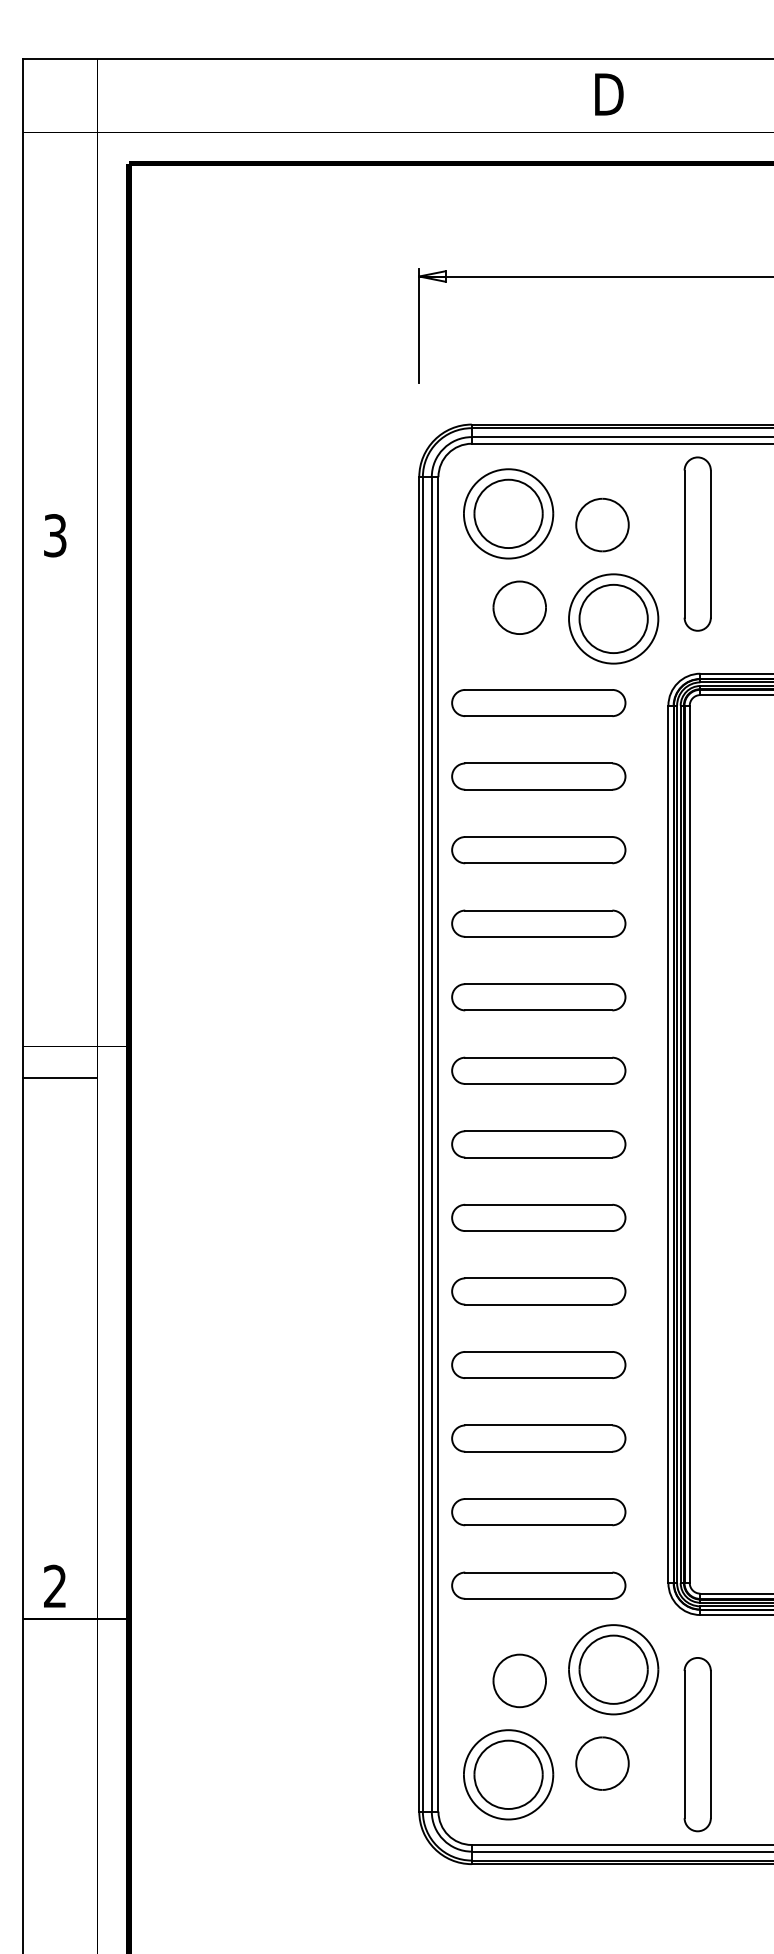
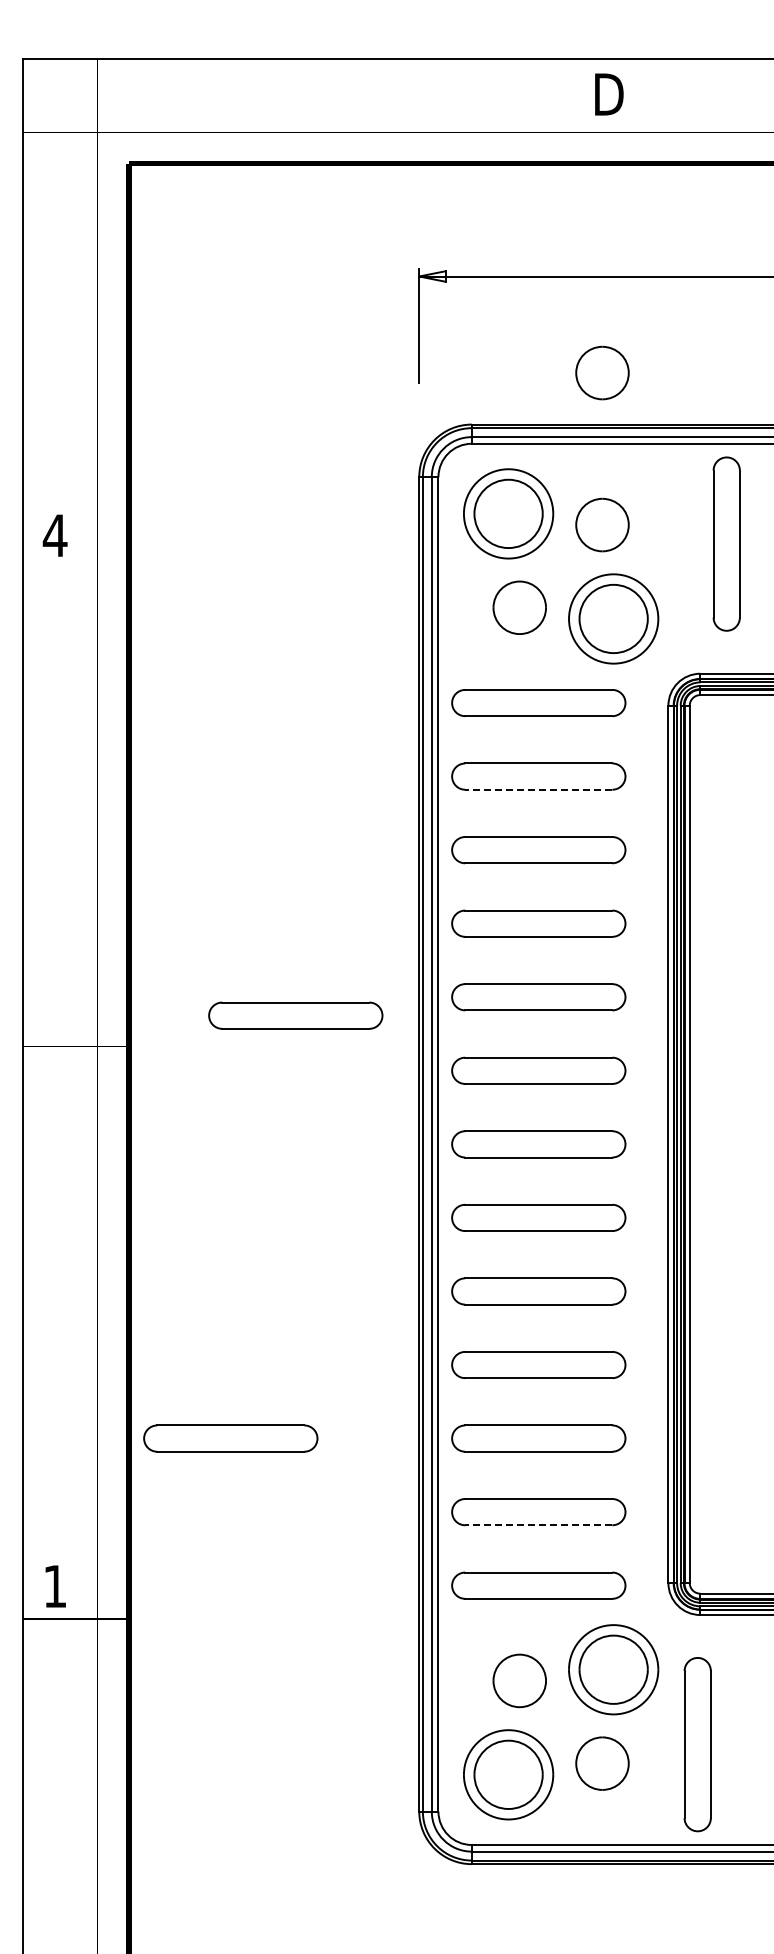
part: none -> present (602, 372)
text: 3 -> 4 (54, 535)
part position: (697, 543) -> (726, 543) (726, 543)
line: solid -> dashed (538, 789)
part: none -> present (295, 1015)
line: present -> none (59, 1078)
part: none -> present (230, 1438)
line: solid -> dashed (538, 1525)
text: 2 -> 1 (54, 1585)
